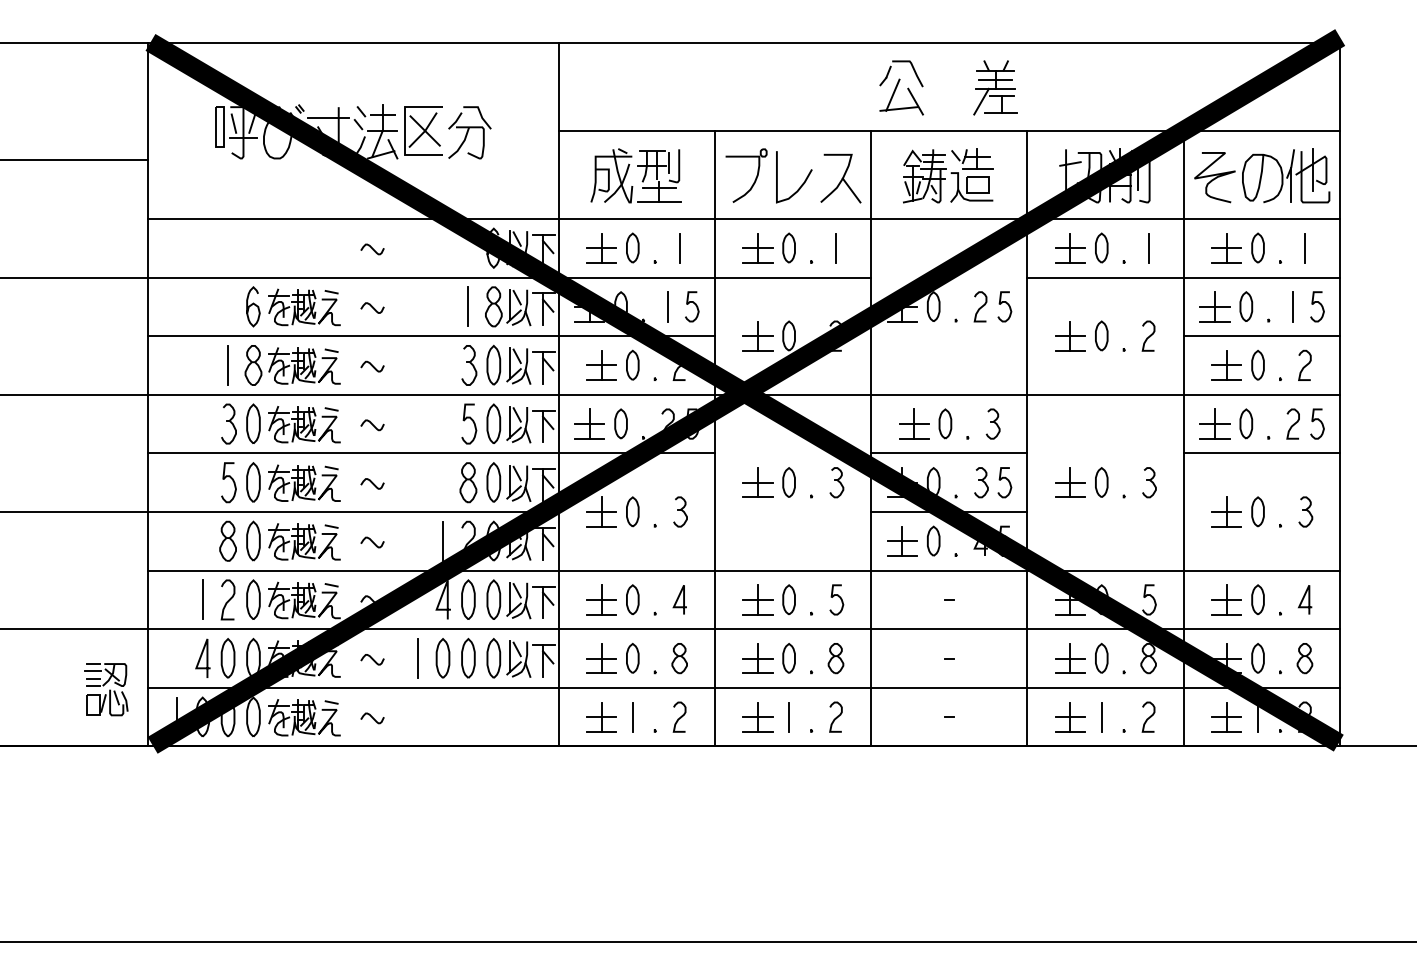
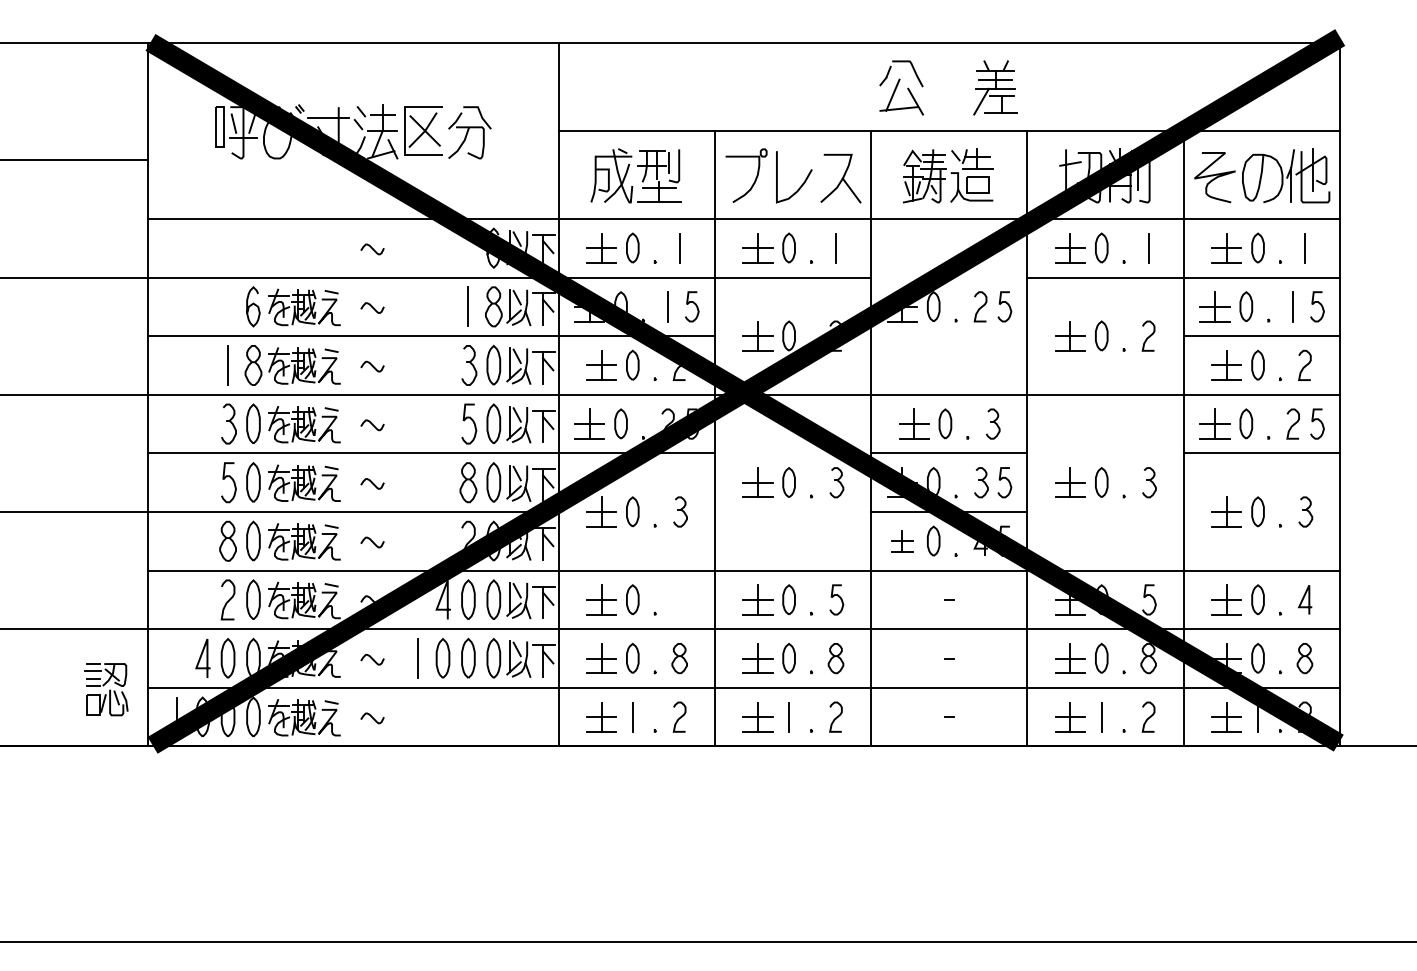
line: present -> none (443, 540)
part size: 31x31 px -> 23x23 px (902, 541)
line: present -> none (202, 599)
line: present -> none (678, 599)
